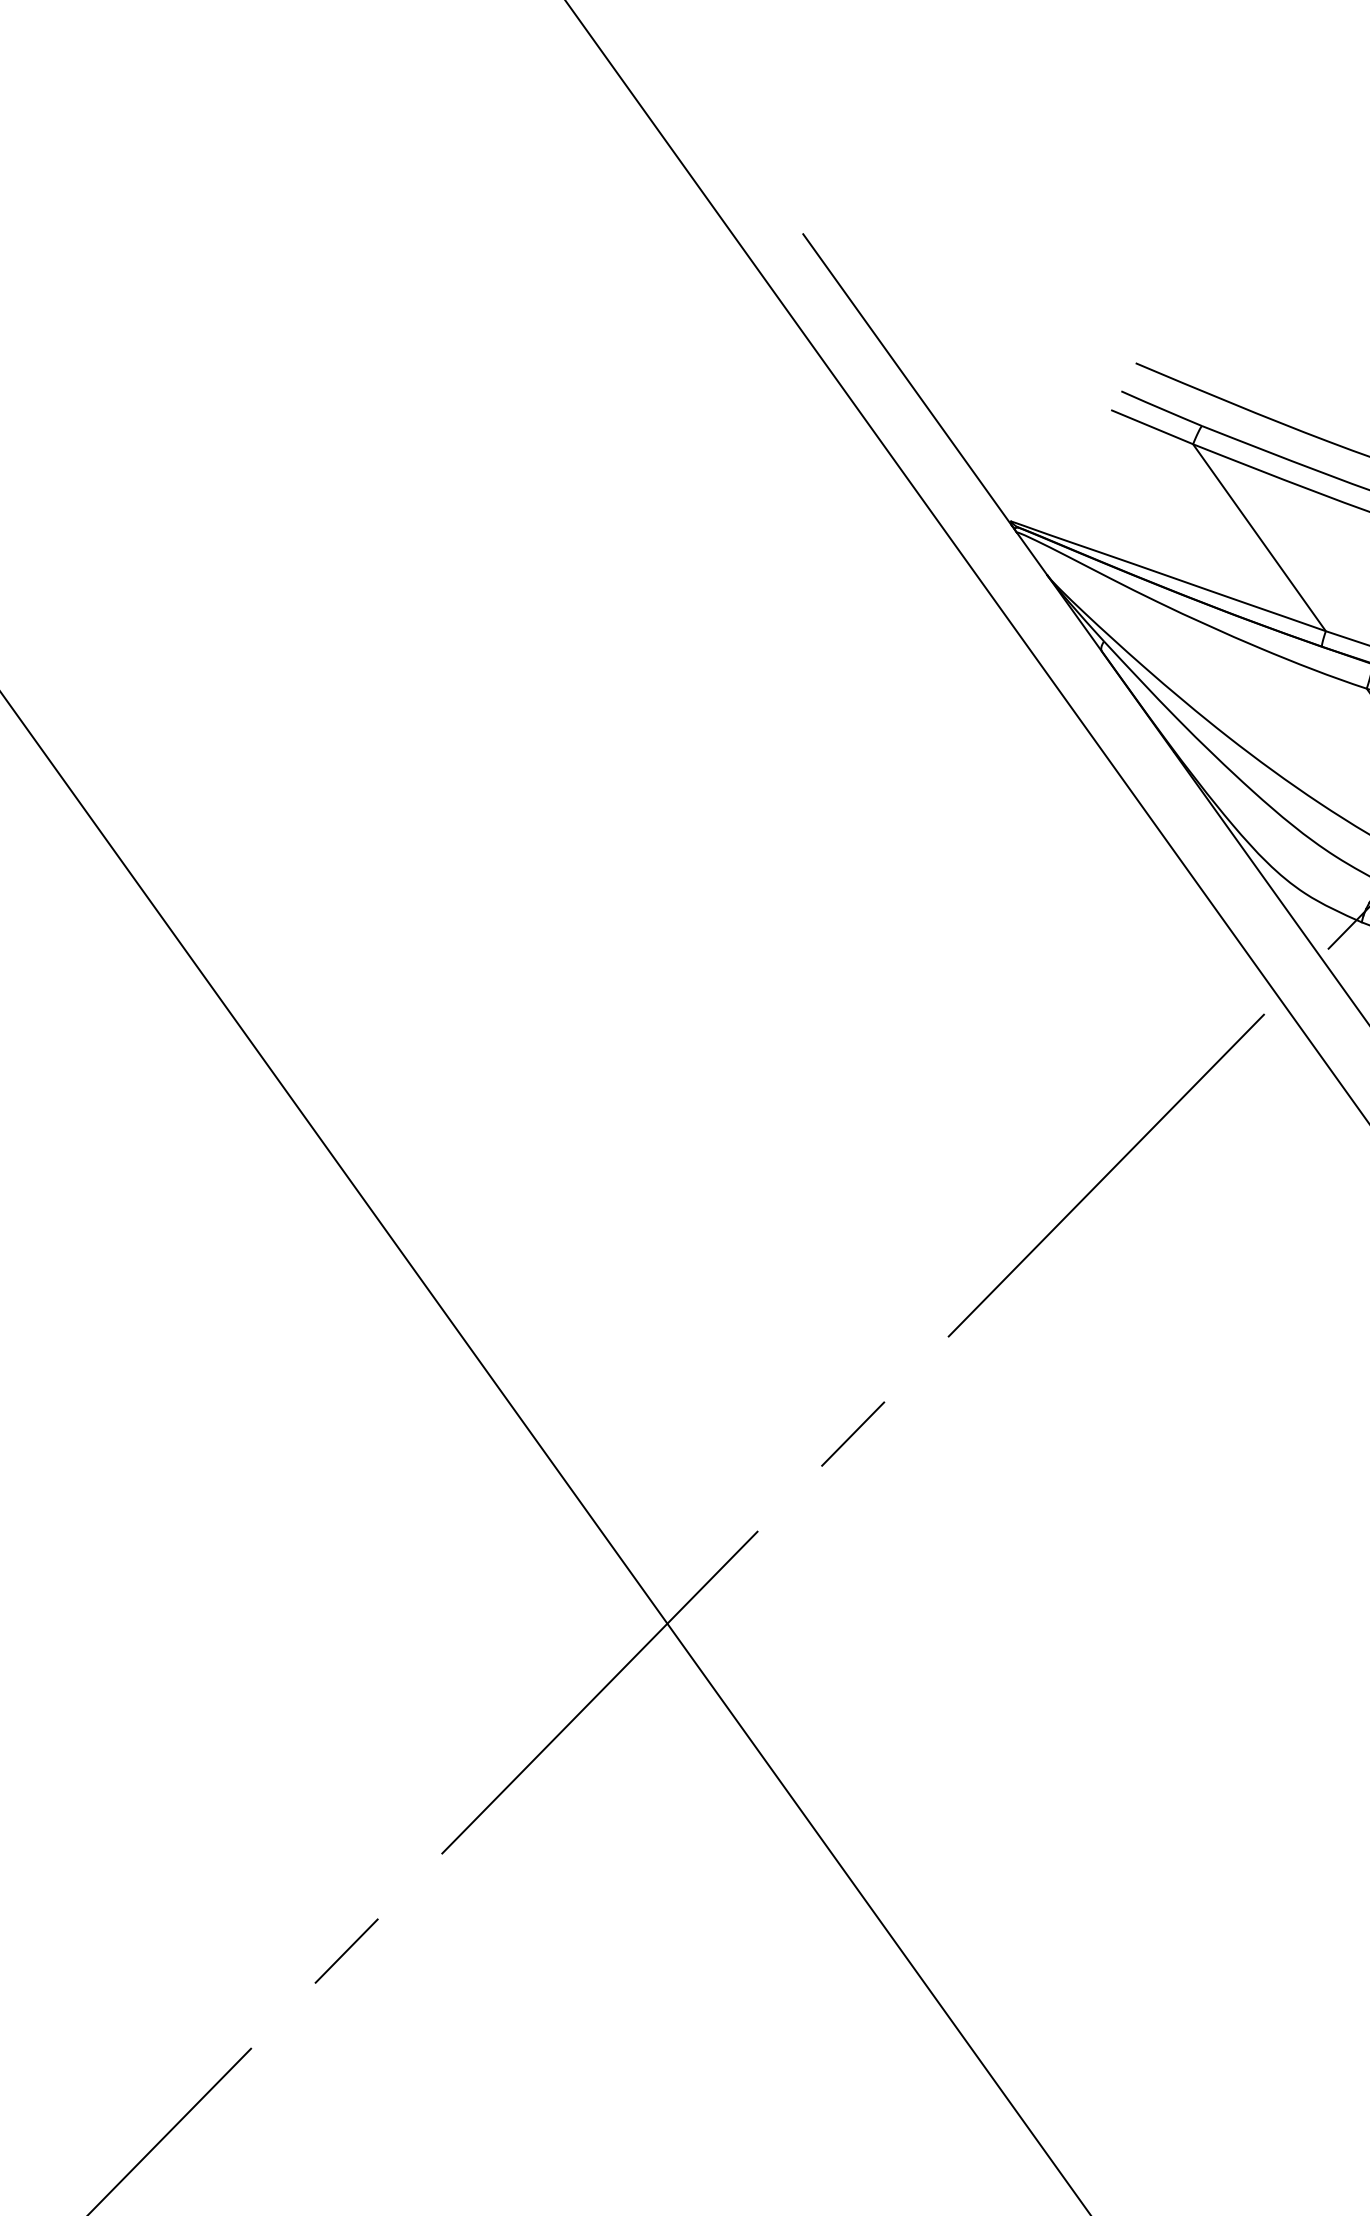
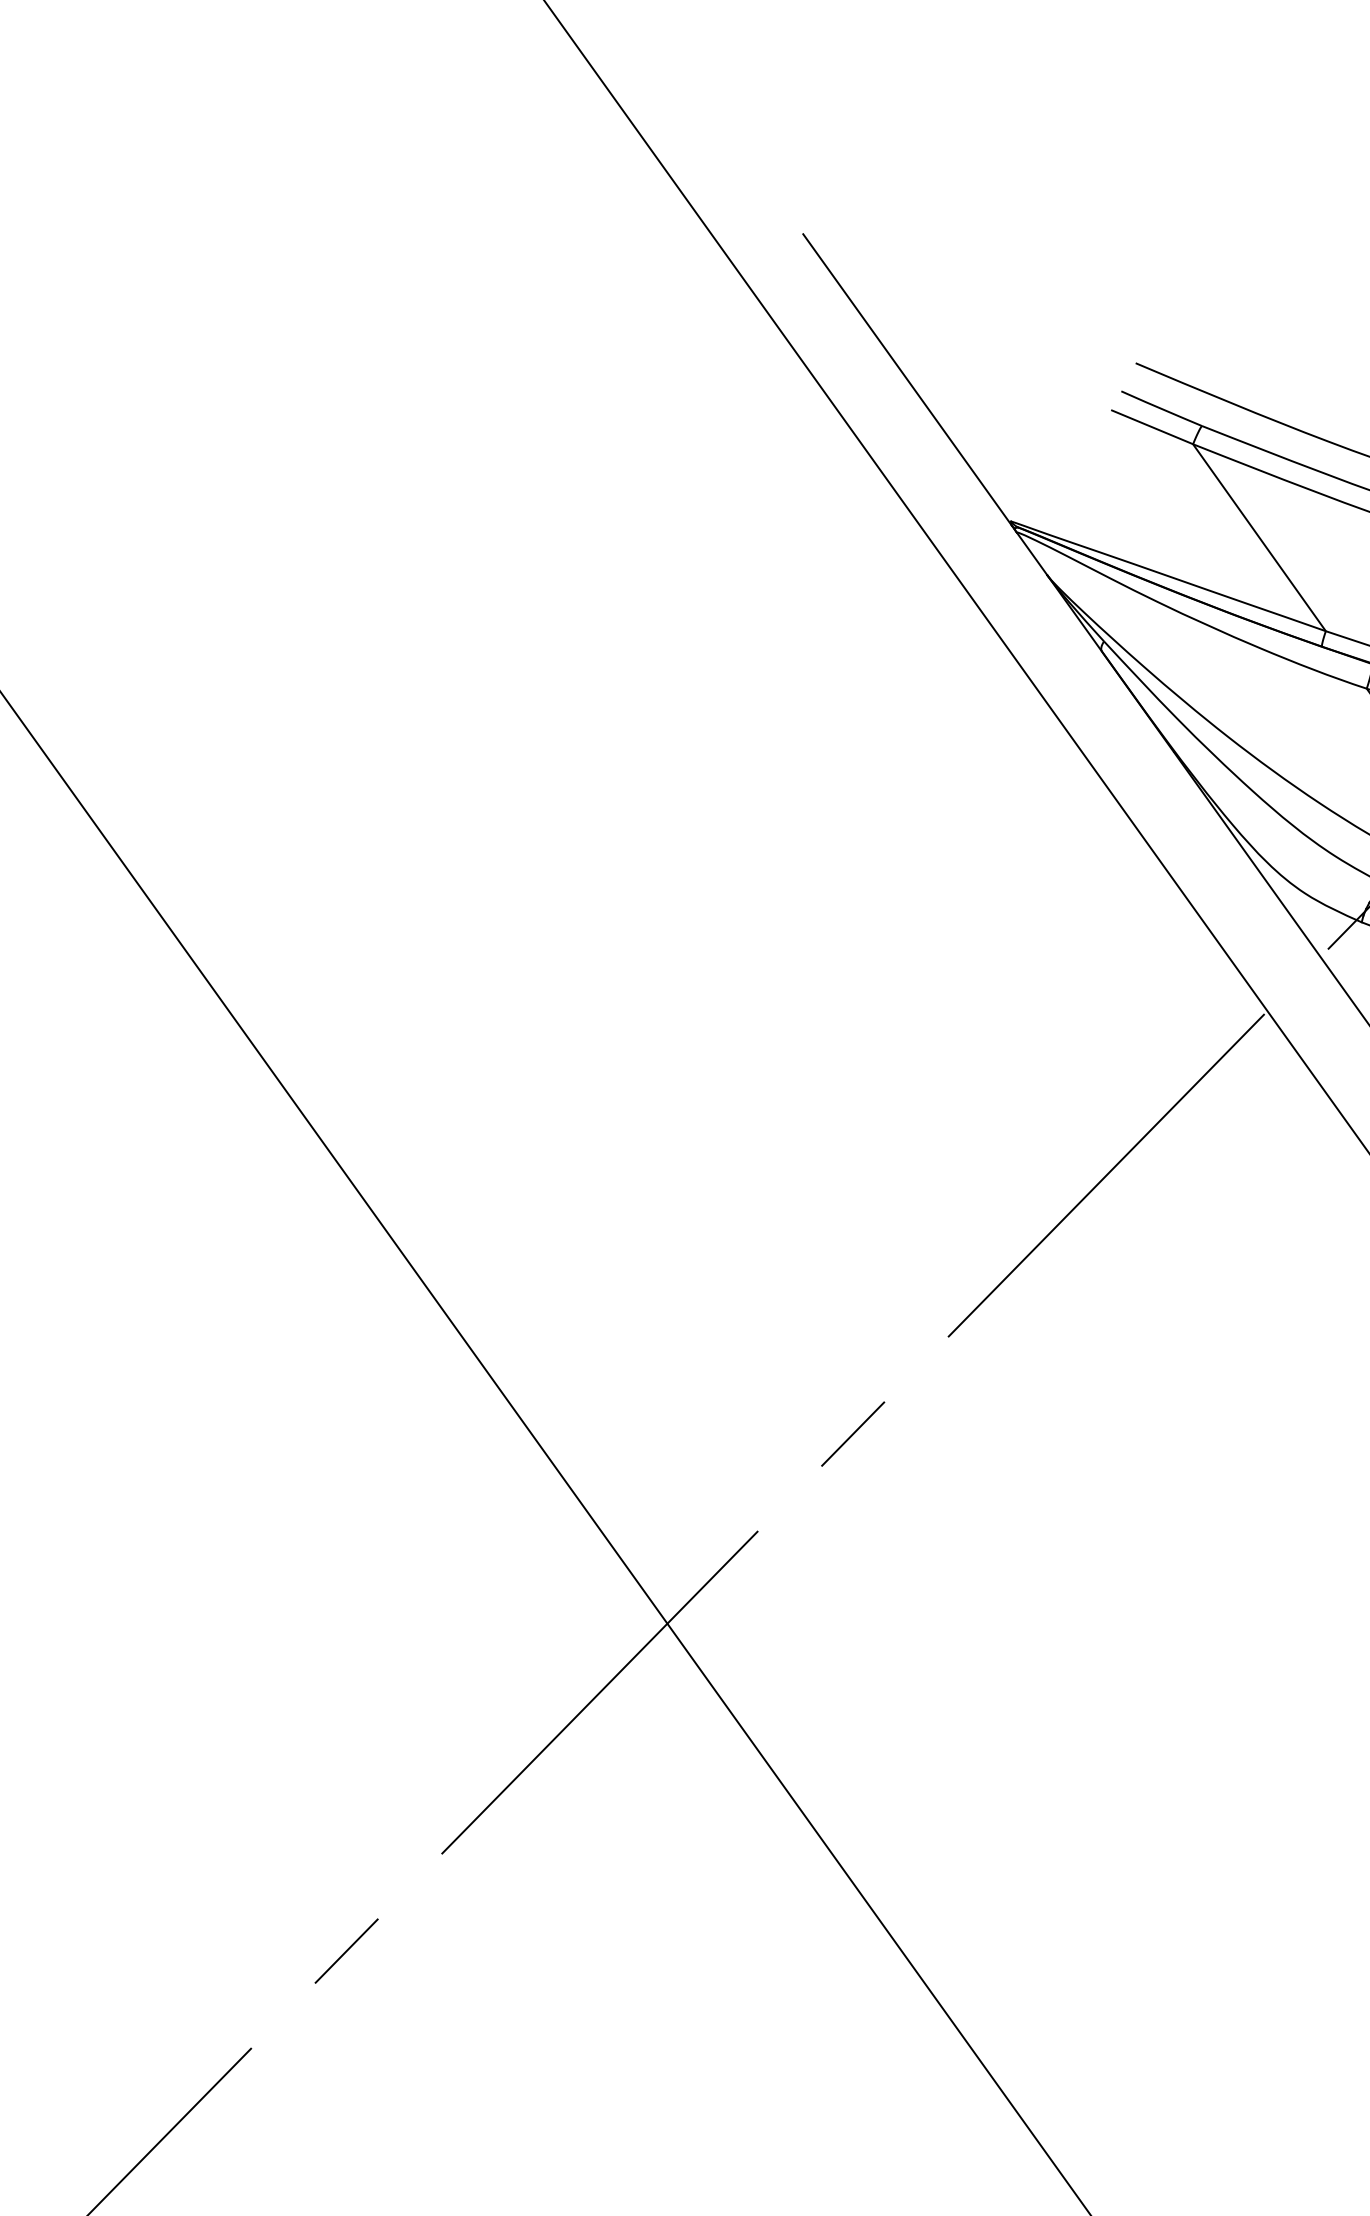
line position: (966, 561) -> (955, 575) (955, 575)
